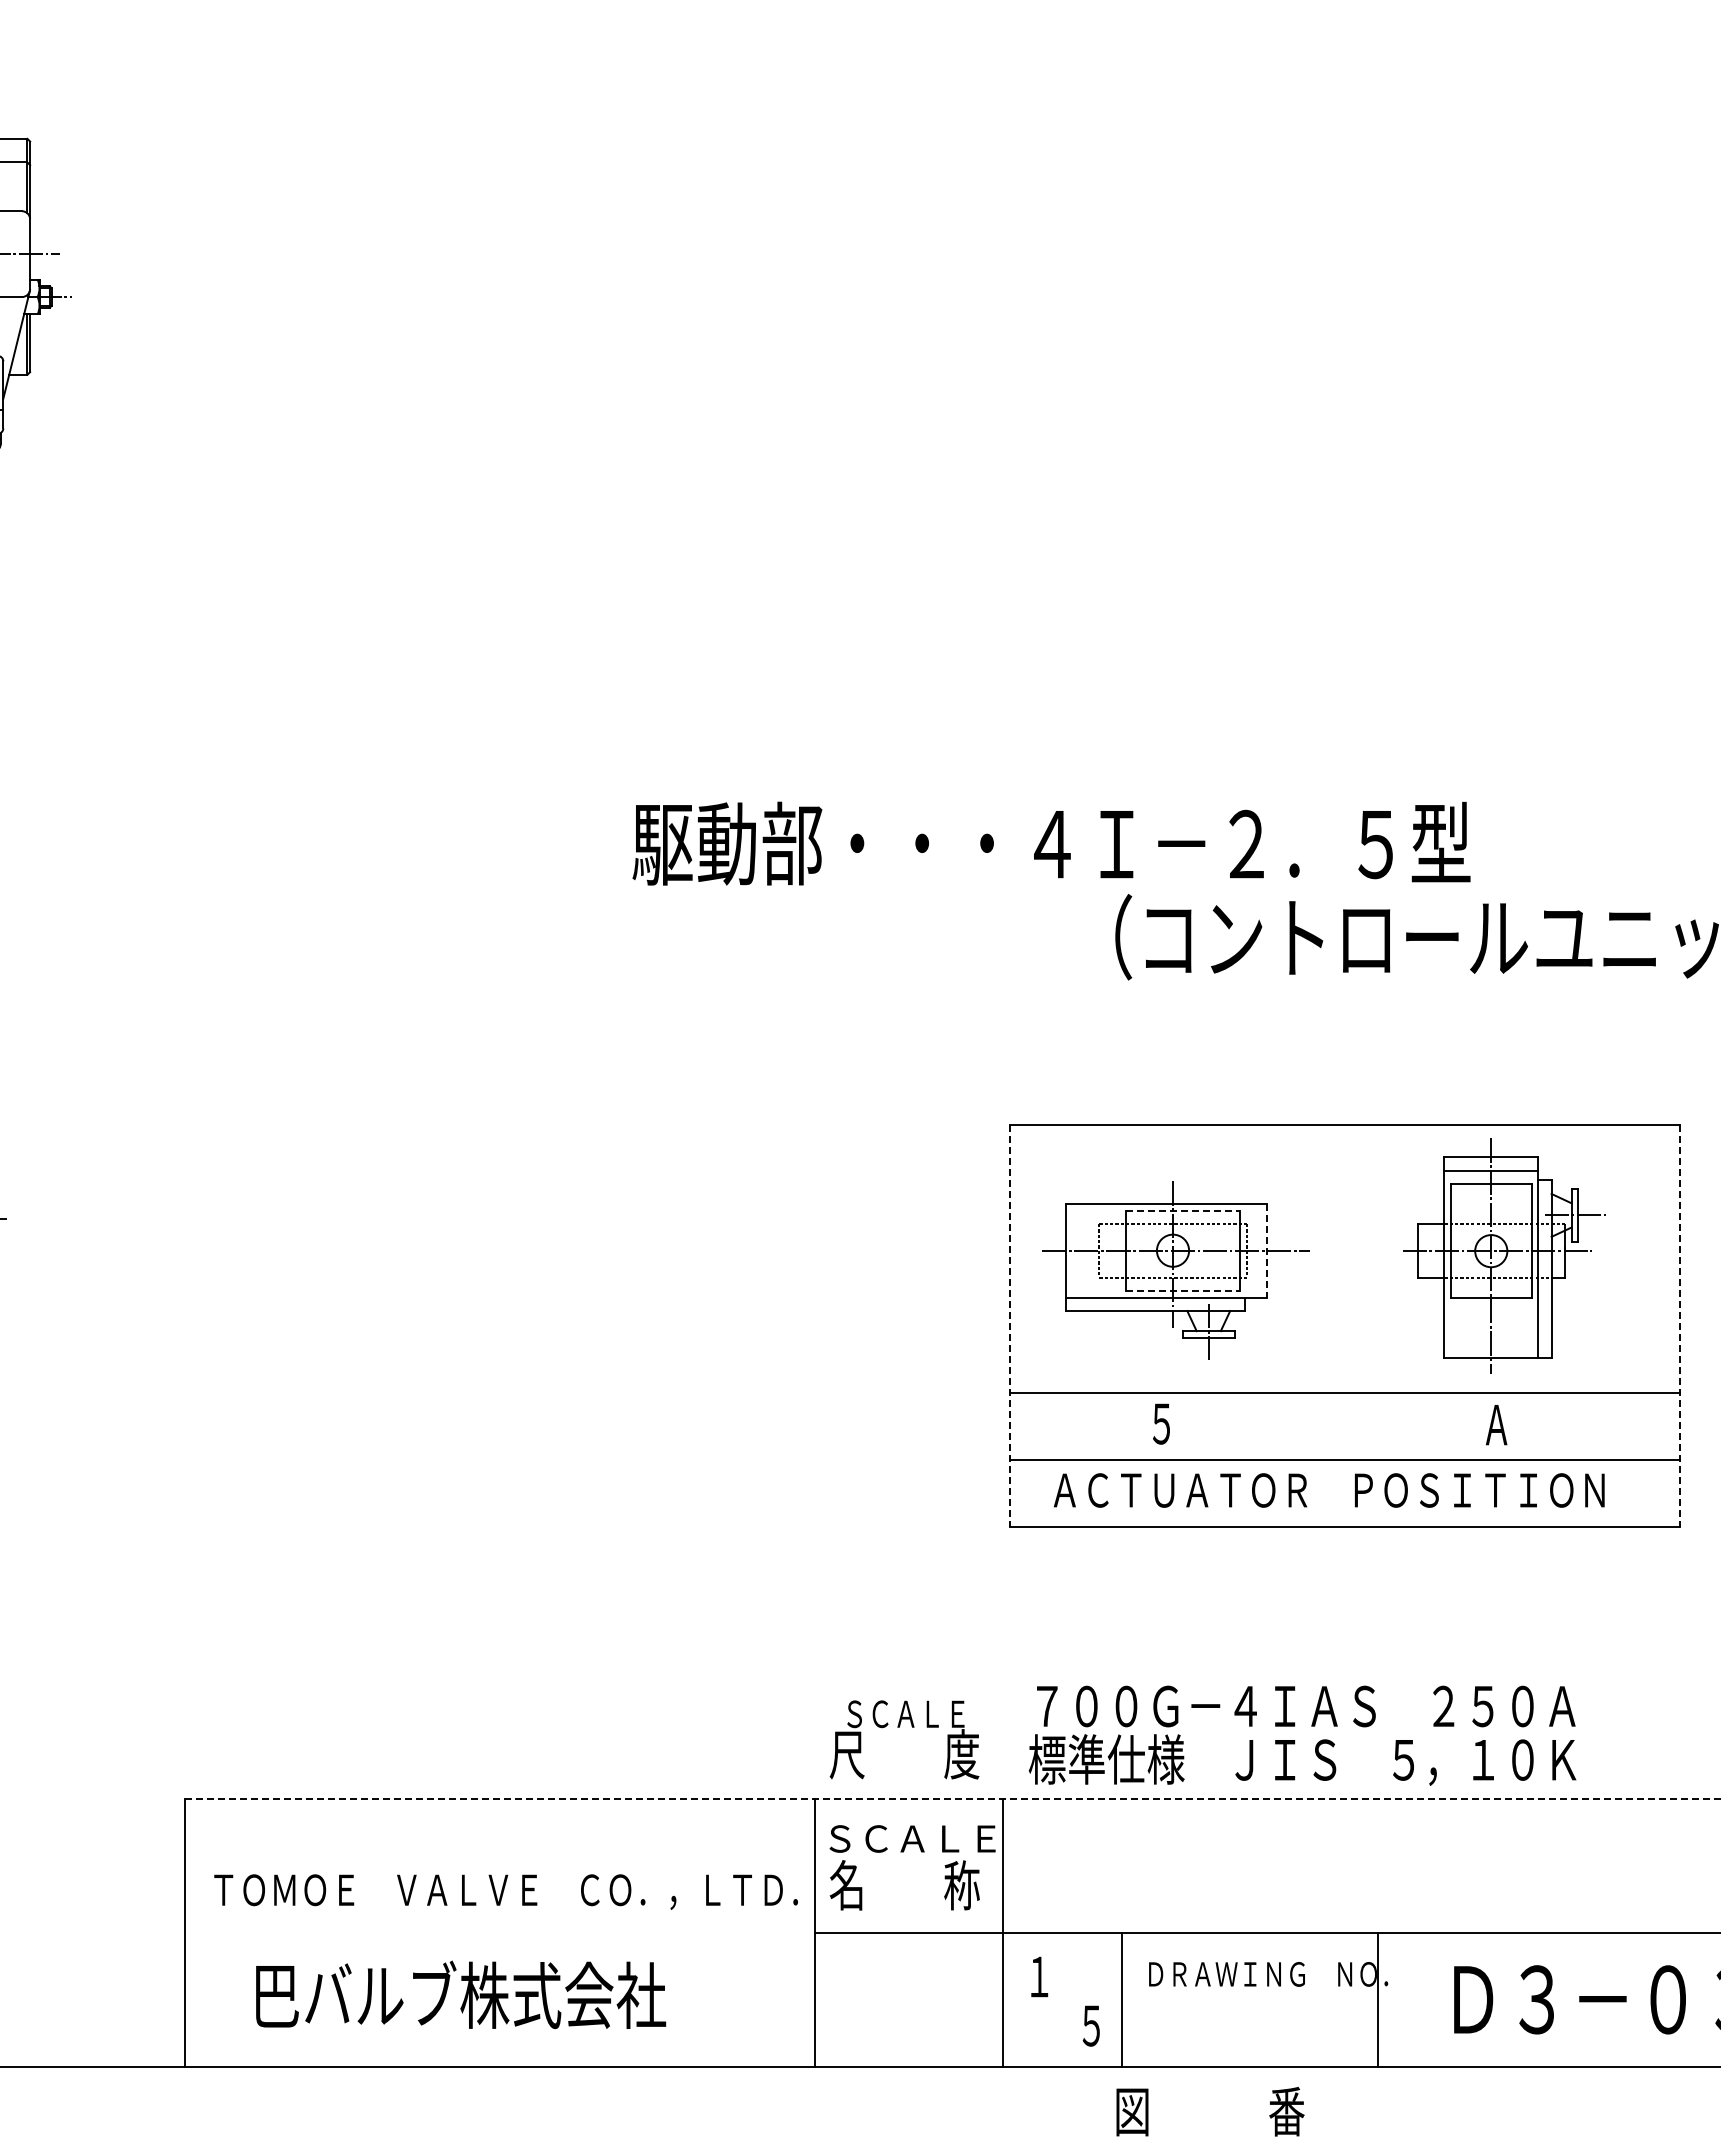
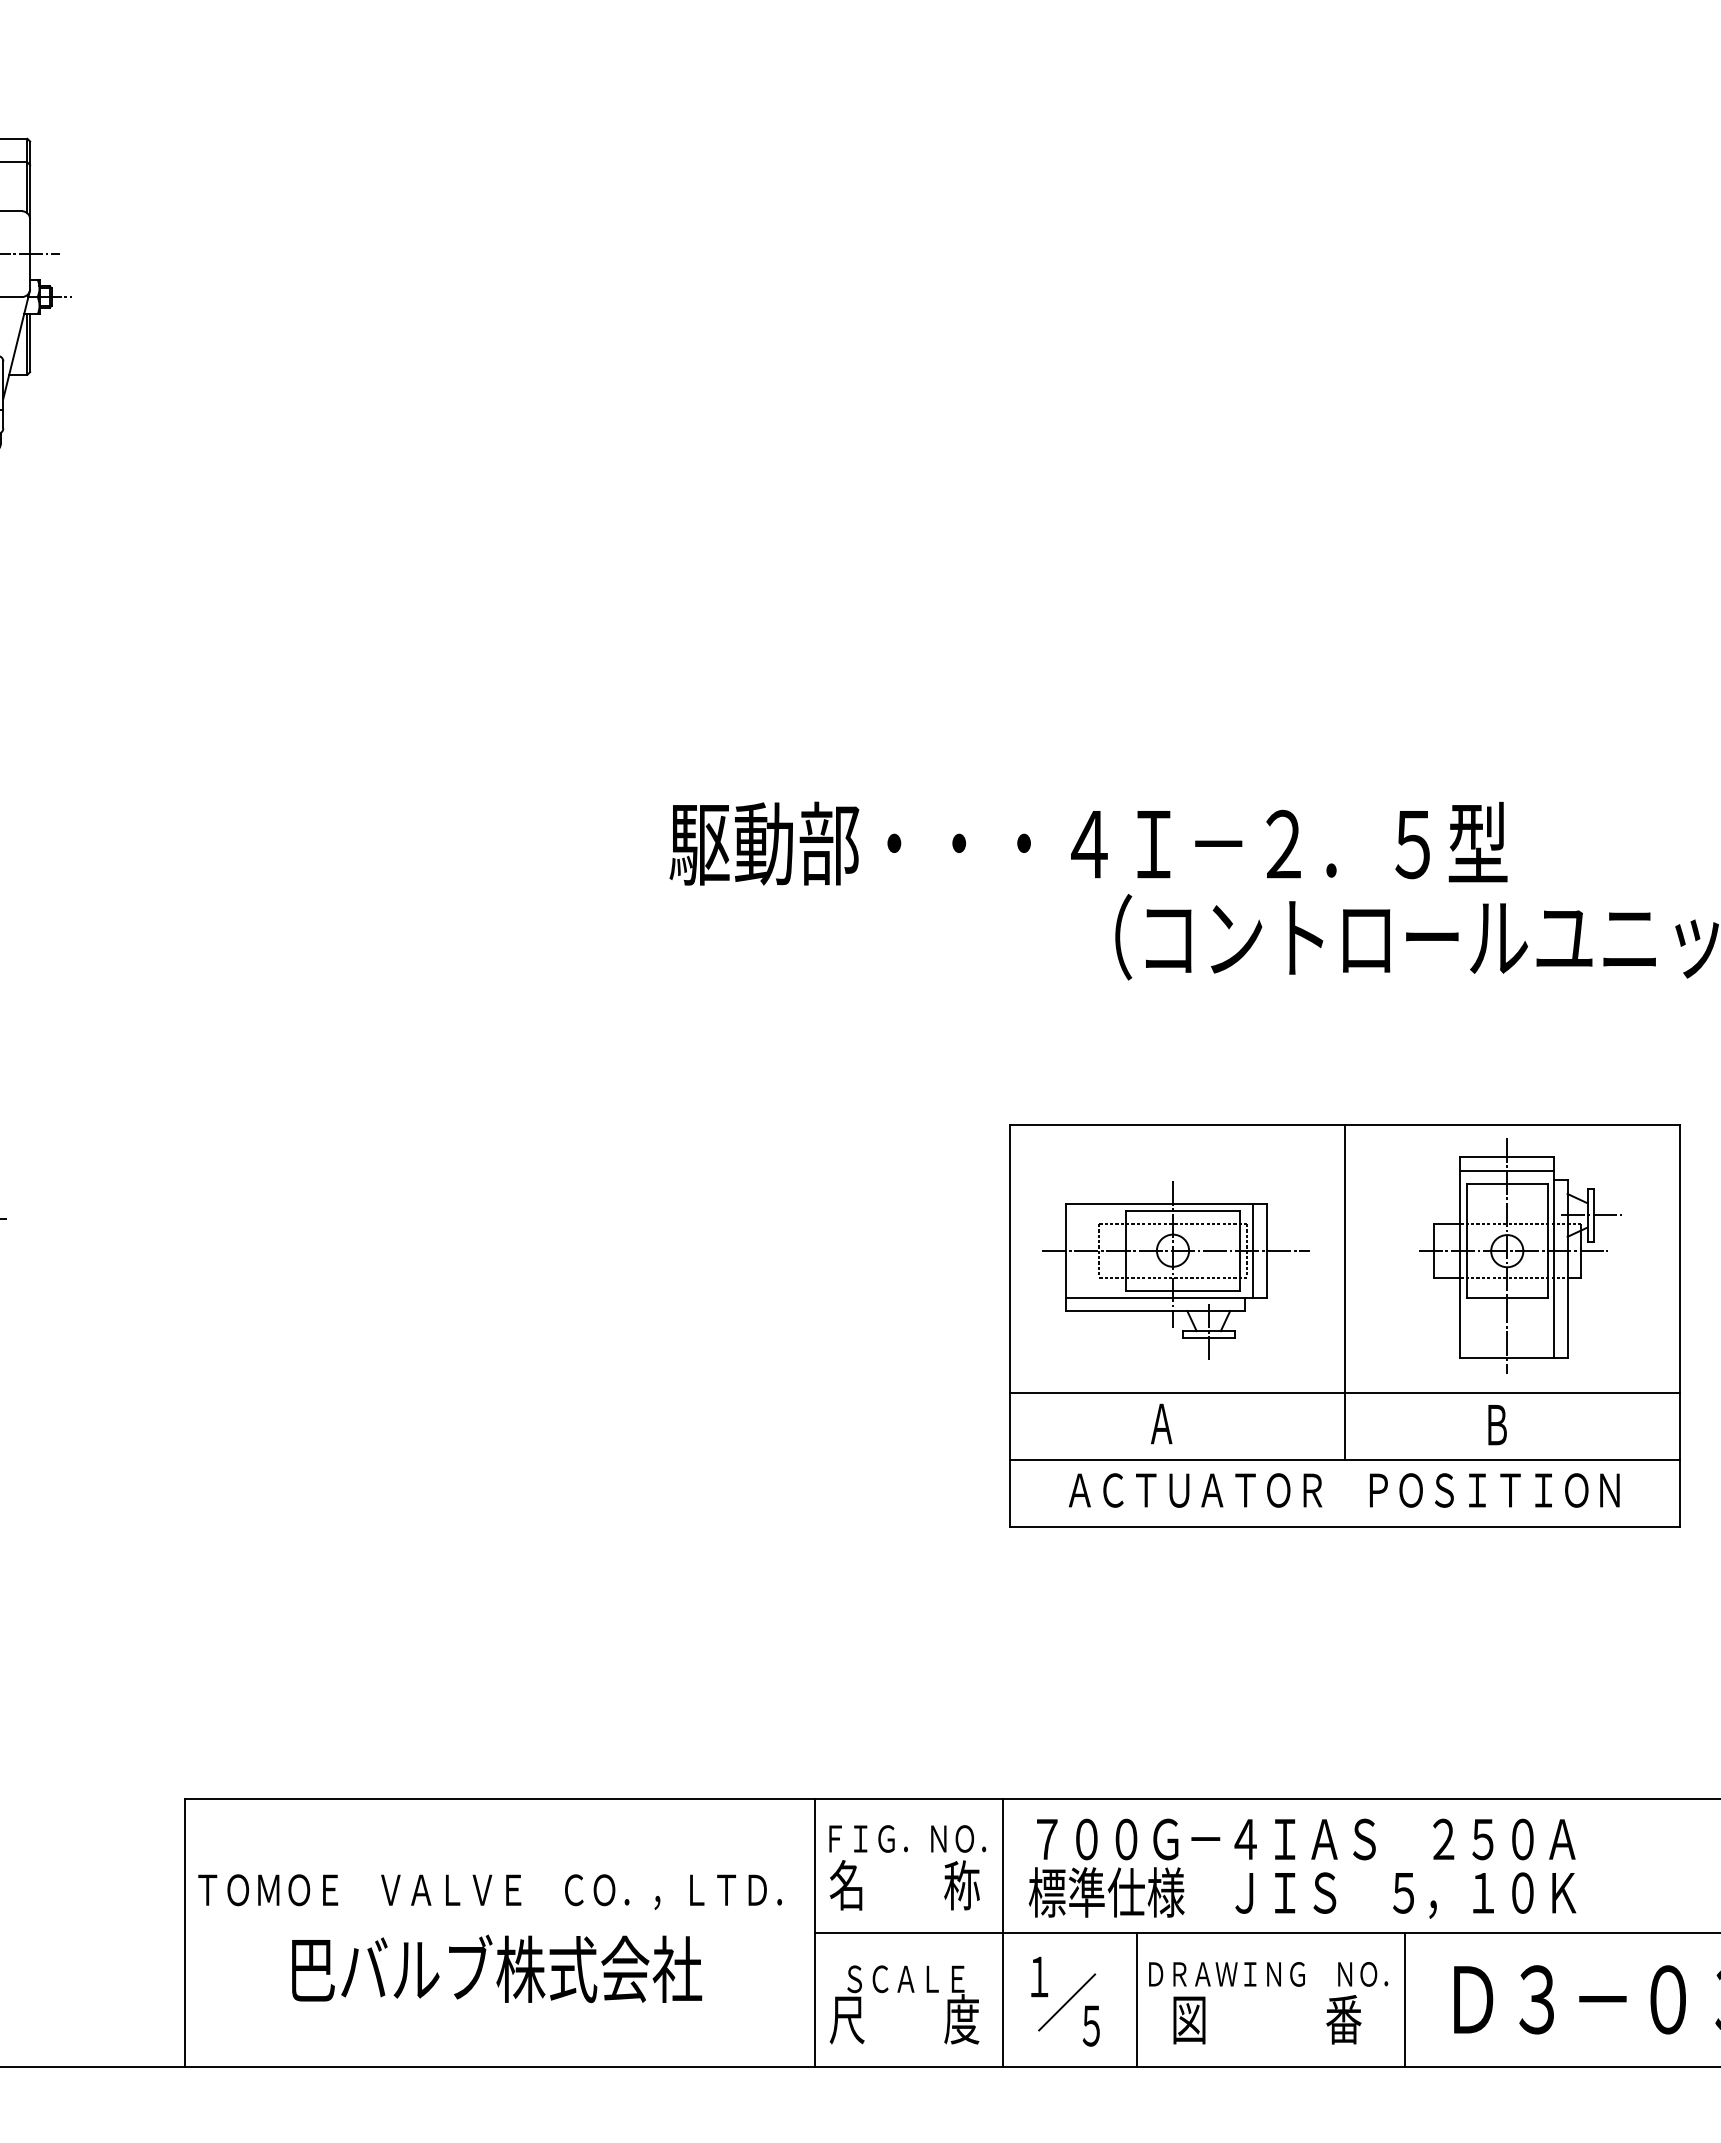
text position: (1051, 843) -> (1088, 843) (1088, 843)
line: dashed -> solid (1183, 1210)
line: none -> present (1253, 1250)
line: dashed -> solid (1266, 1250)
part position: (1504, 1255) -> (1520, 1255) (1520, 1255)
line: dashed -> solid (1183, 1290)
line: none -> present (1345, 1291)
line: dashed -> solid (1009, 1326)
line: dashed -> solid (1680, 1326)
text: ５ -> Ａ (1161, 1423)
text: Ａ -> Ｂ (1496, 1425)
text position: (1329, 1490) -> (1344, 1490) (1344, 1490)
text position: (1302, 1735) -> (1302, 1868) (1302, 1868)
text position: (904, 1739) -> (904, 2004) (904, 2004)
line: dashed -> solid (952, 1798)
text: ＳＣＡＬＥ -> ＦＩＧ．ＮＯ． (912, 1838)
text position: (505, 1891) -> (489, 1891) (489, 1891)
text position: (461, 1994) -> (497, 1968) (497, 1968)
line position: (1121, 1999) -> (1136, 1999) (1136, 1999)
line position: (1377, 1999) -> (1404, 1999) (1404, 1999)
line: none -> present (1067, 2002)
text position: (1210, 2111) -> (1267, 2019) (1267, 2019)
